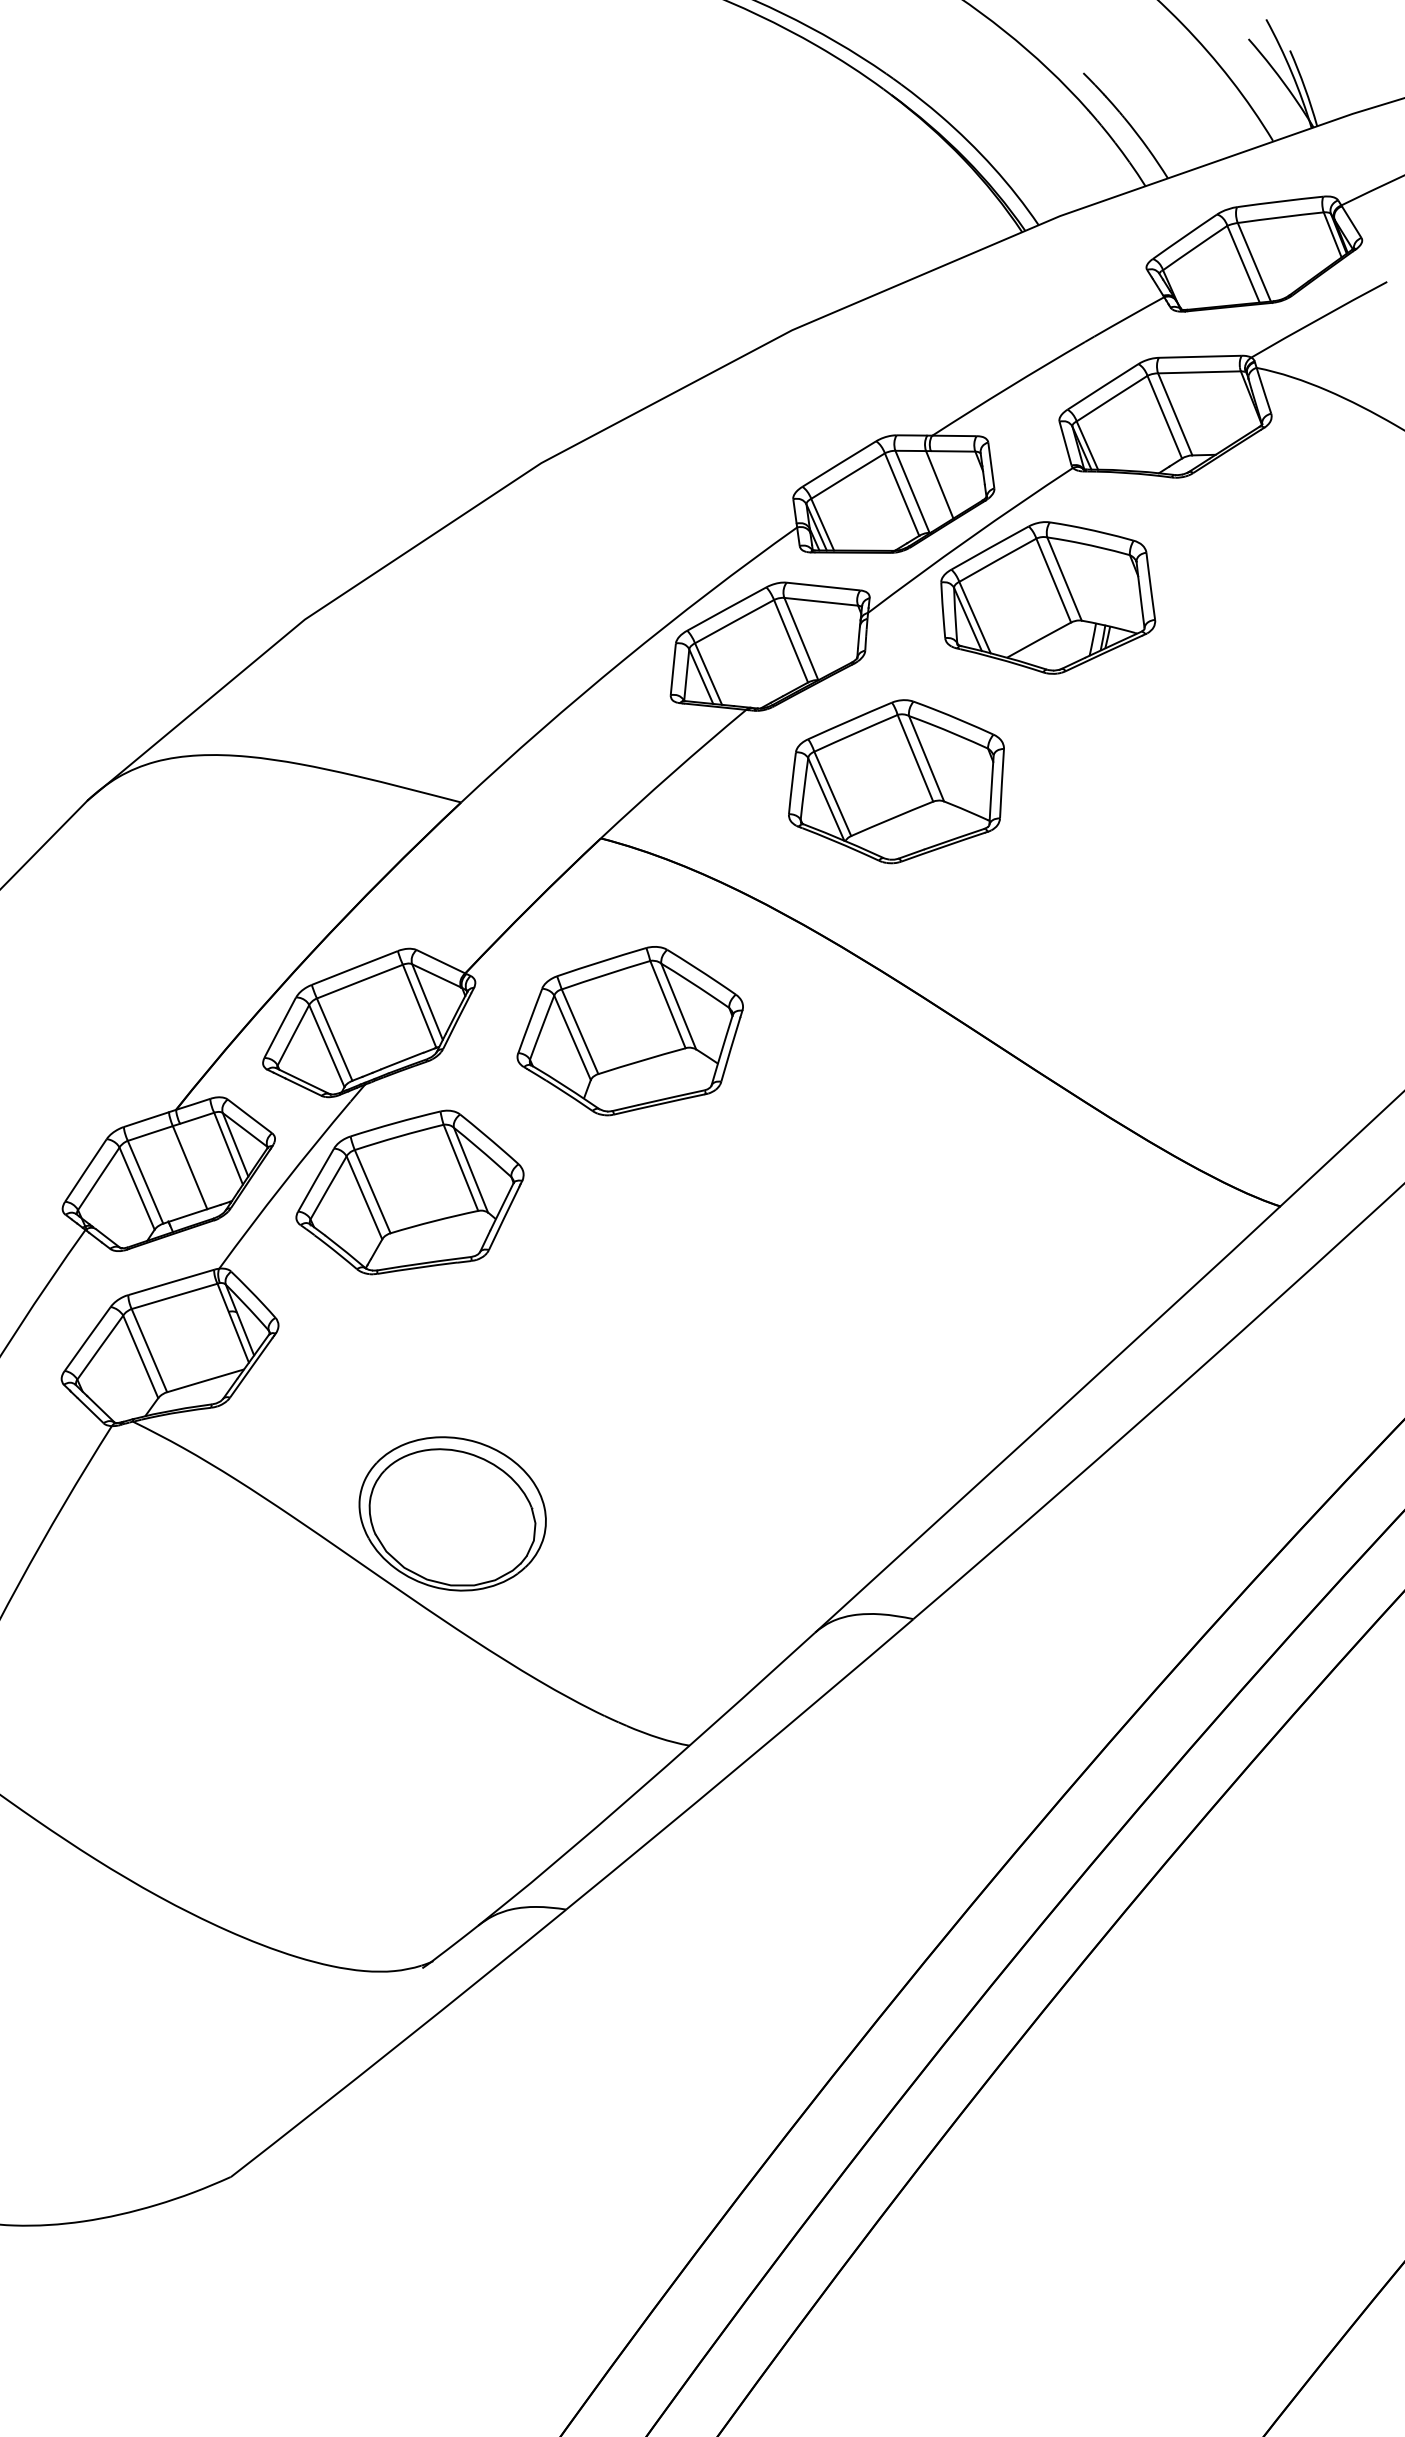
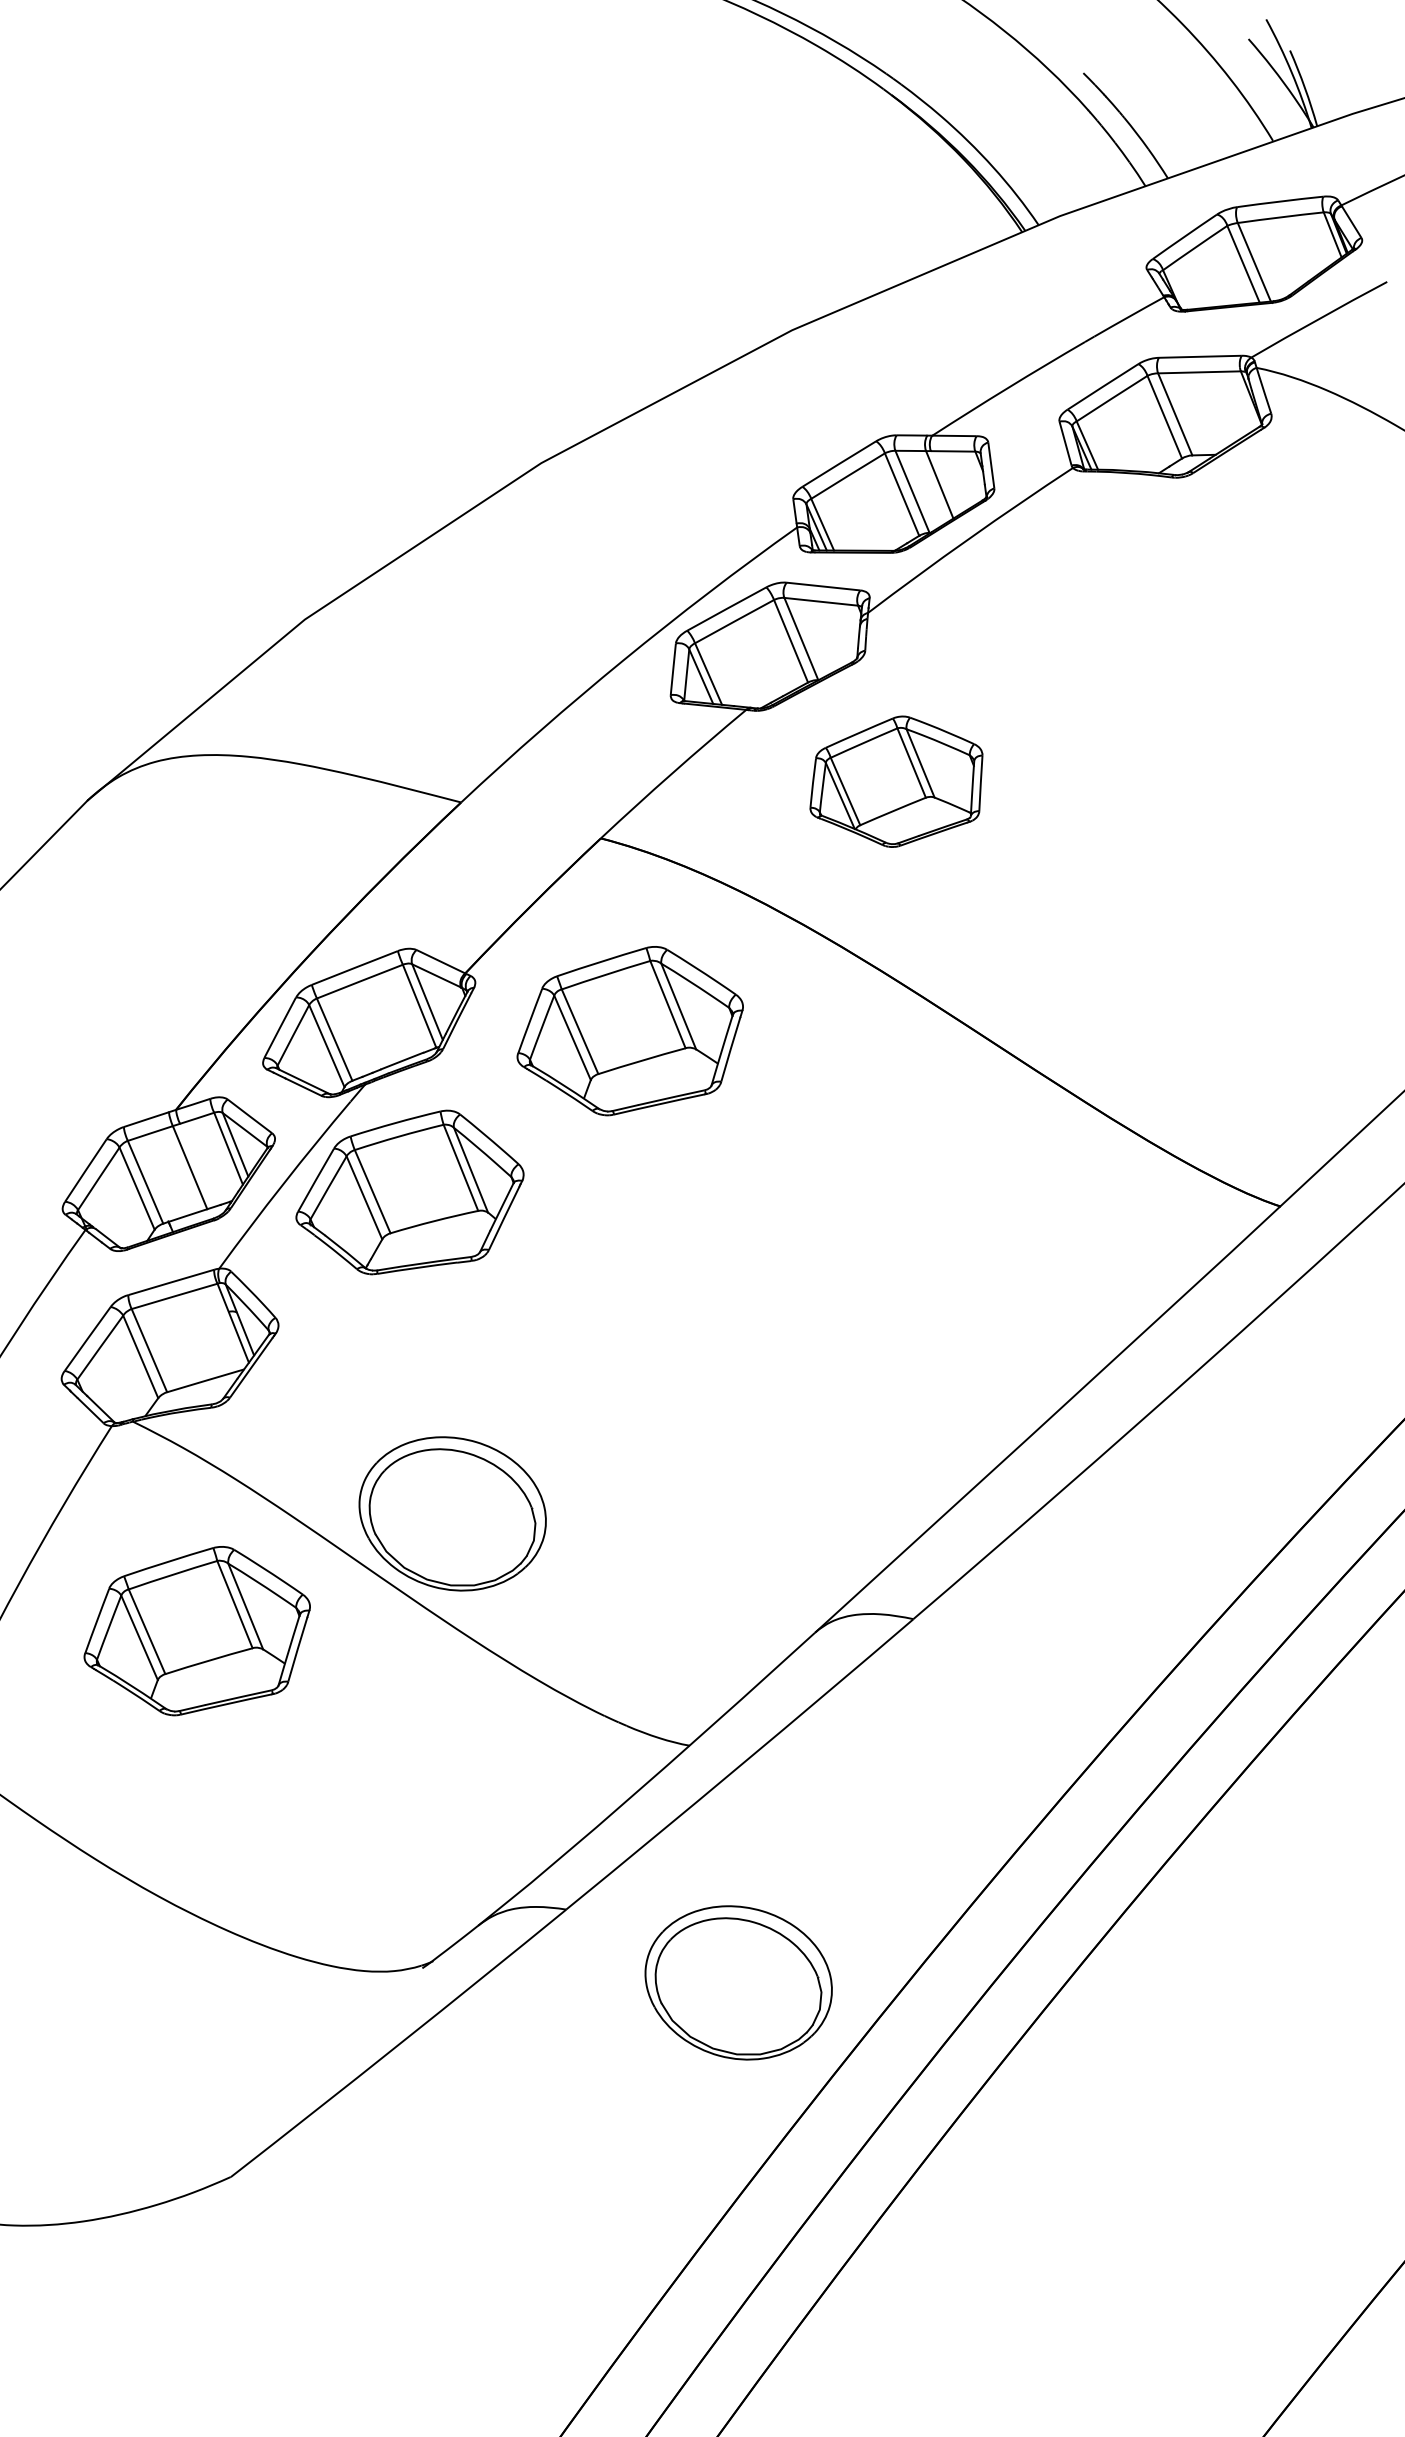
part: present -> none (1048, 597)
part size: 217x166 px -> 175x133 px (896, 781)
part: none -> present (196, 1631)
part: none -> present (738, 1982)
